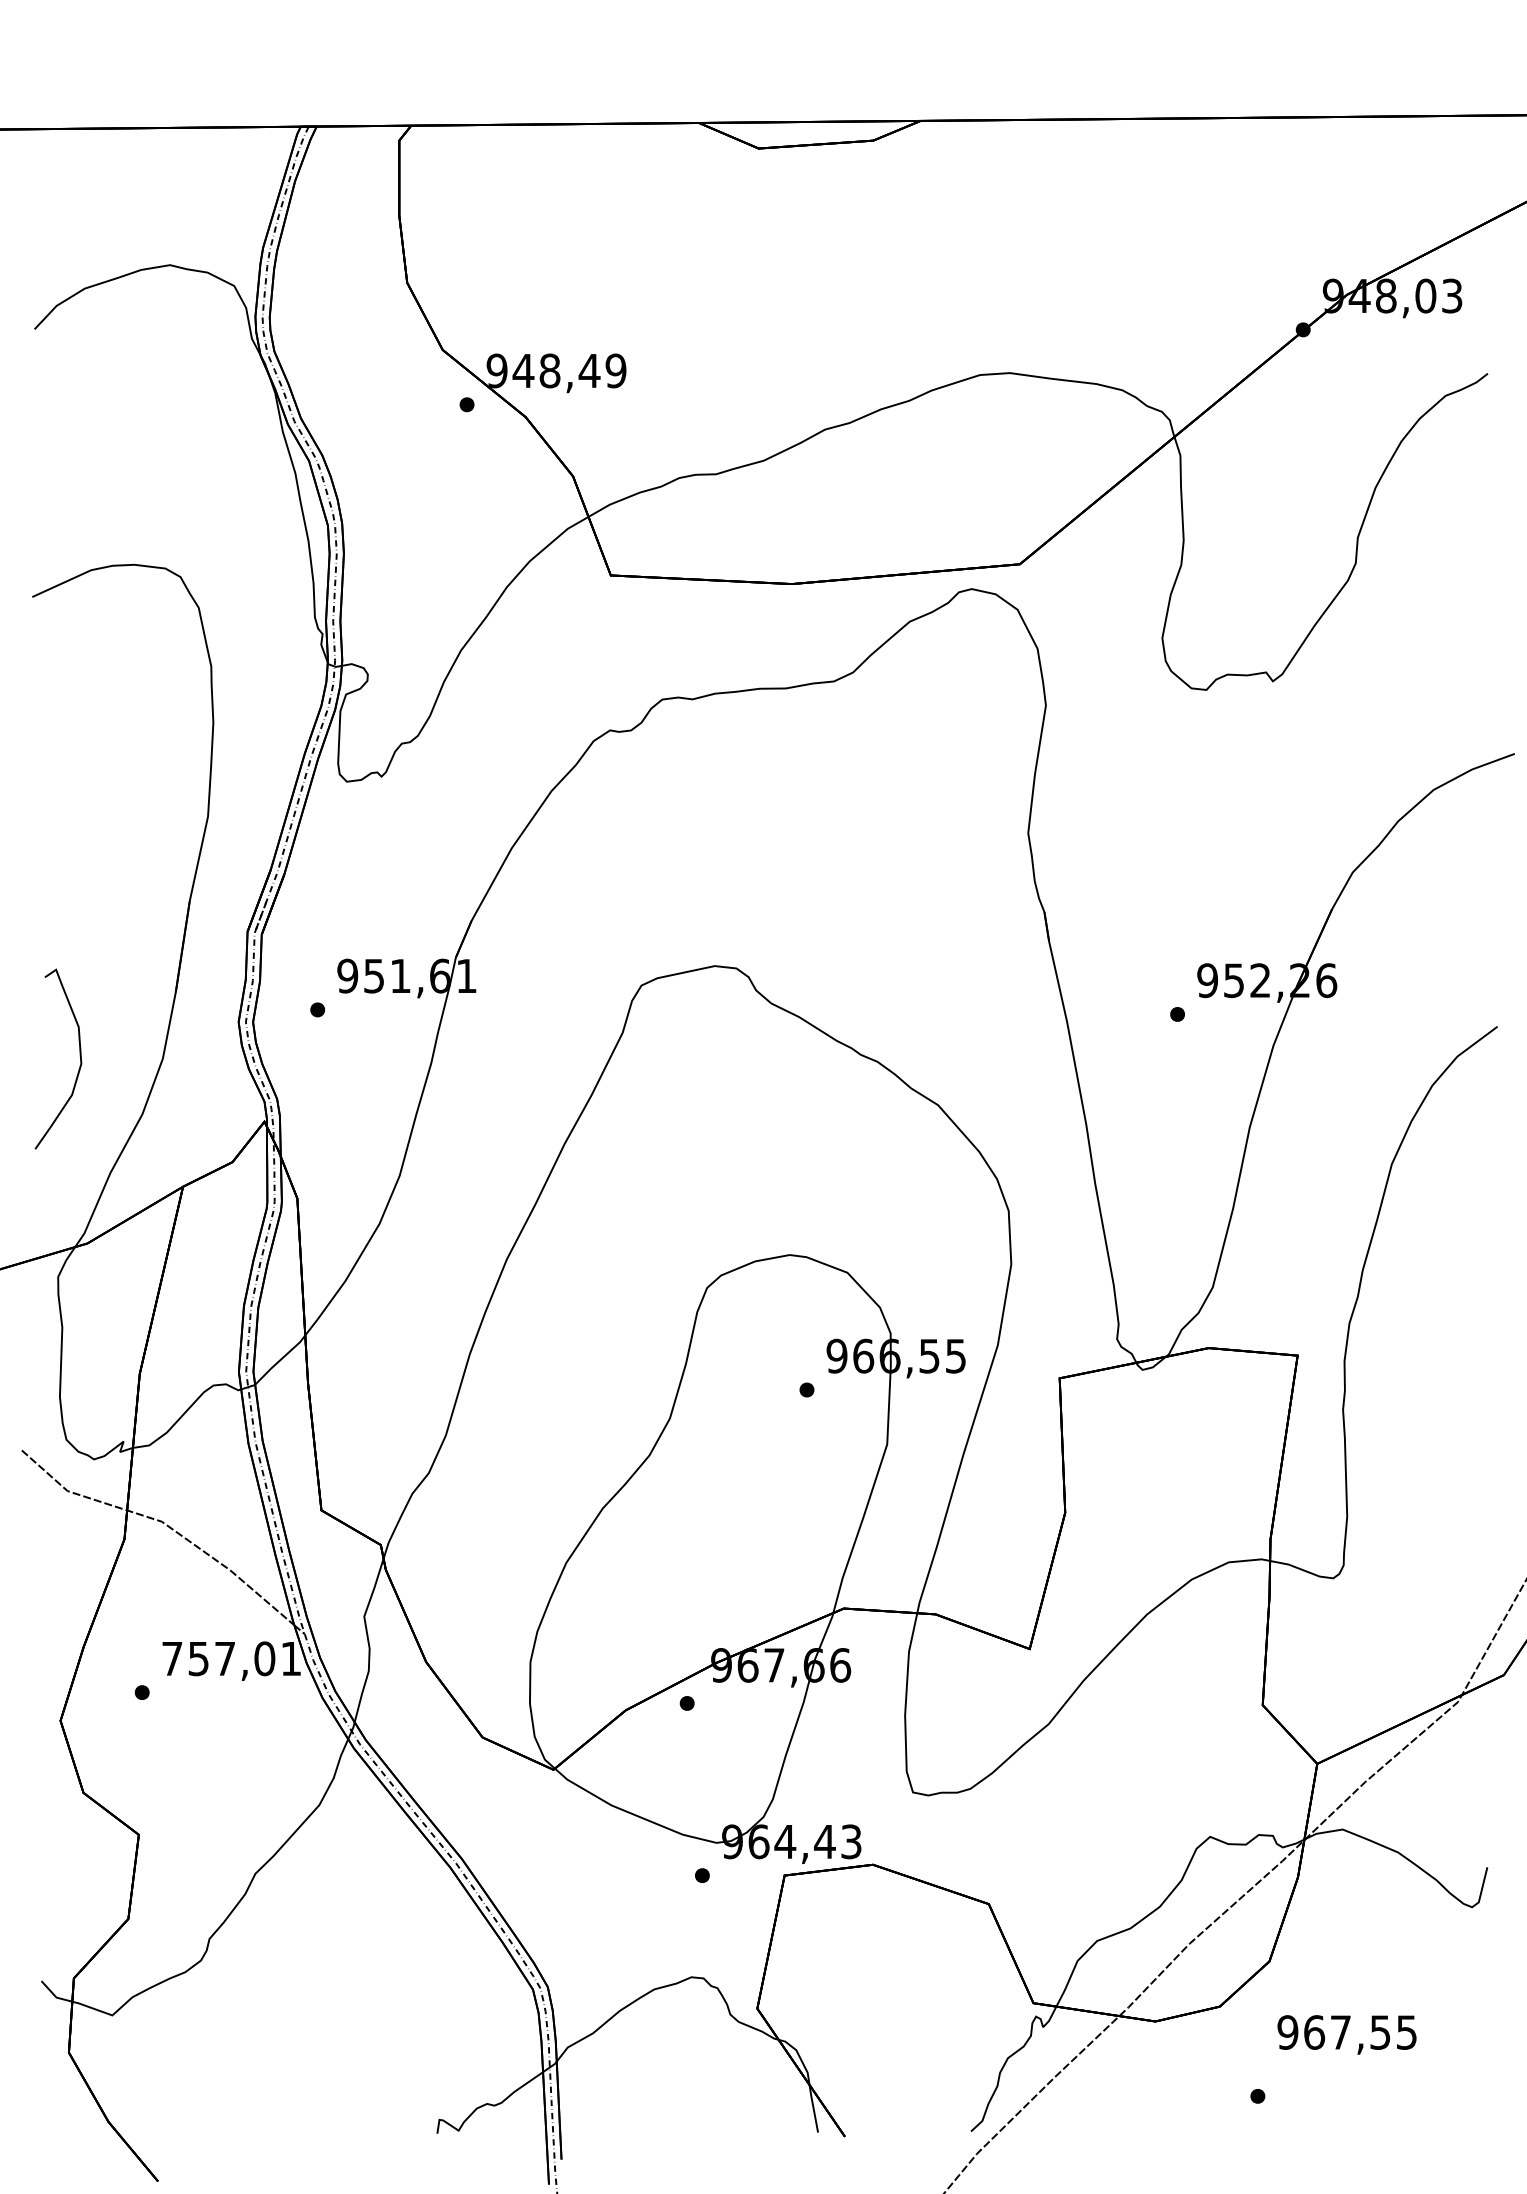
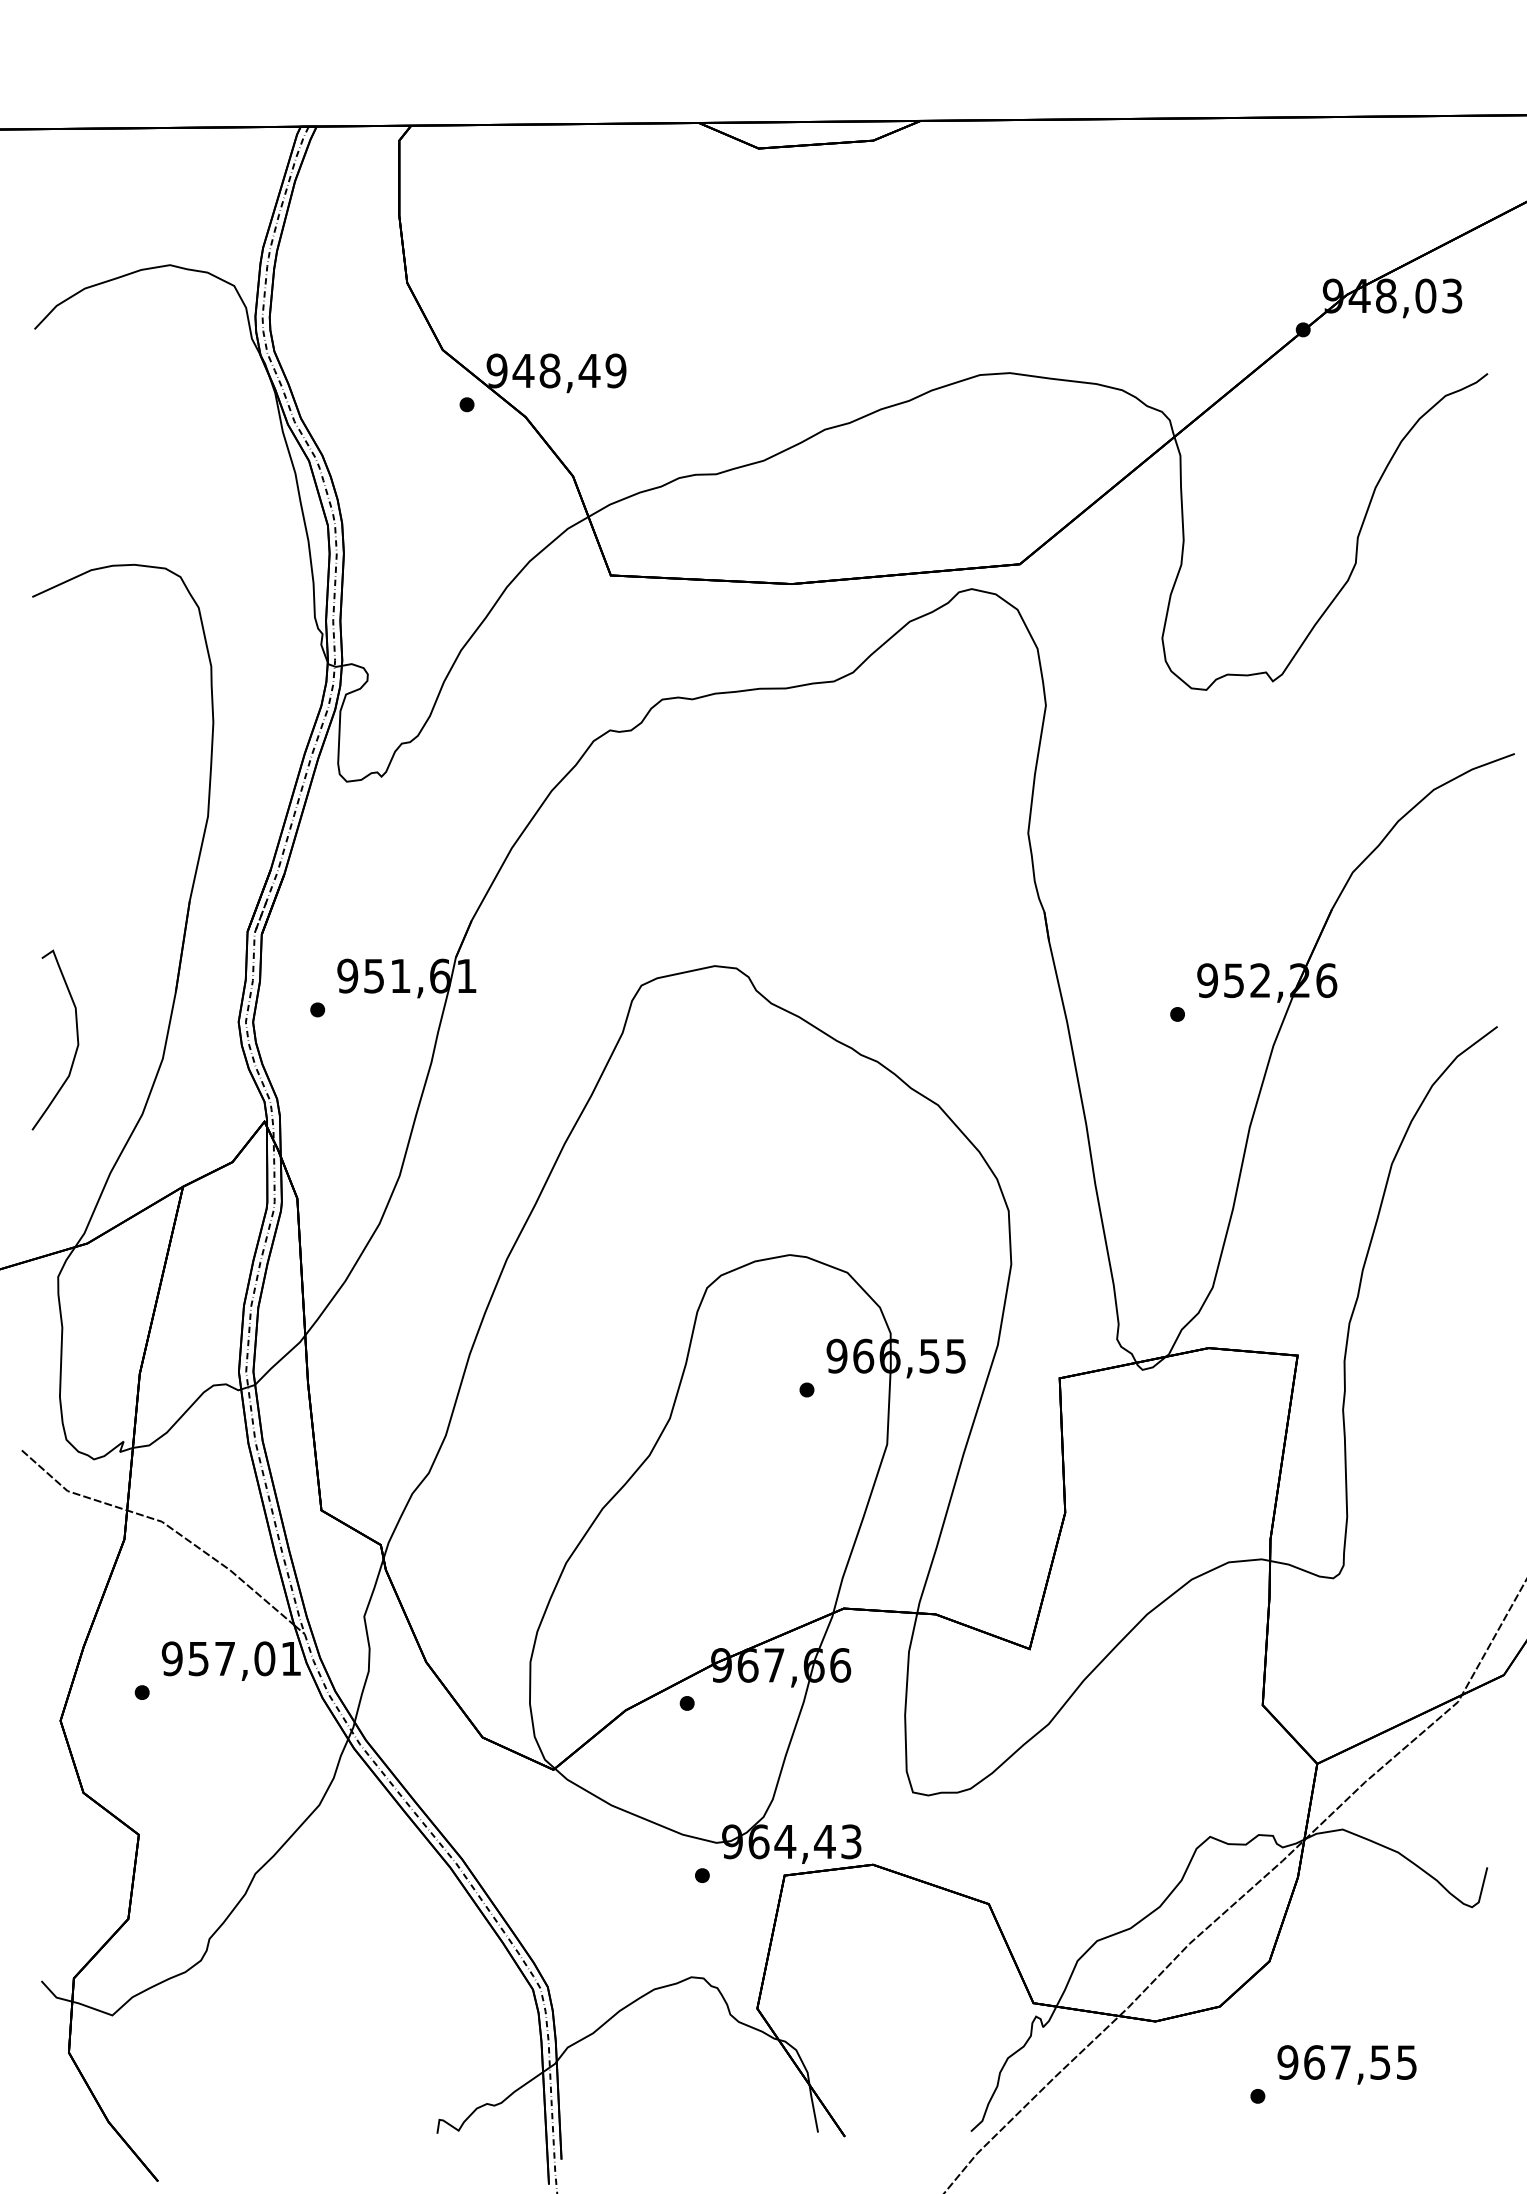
curve position: (79, 1055) -> (76, 1036) (76, 1036)
text: 757,01 -> 957,01 (171, 1658)
text position: (1346, 2034) -> (1346, 2064) (1346, 2064)
